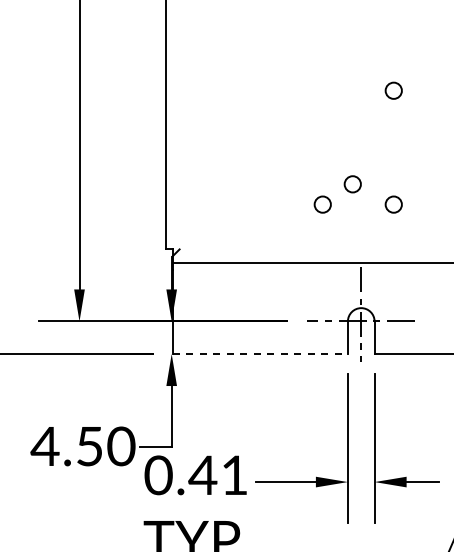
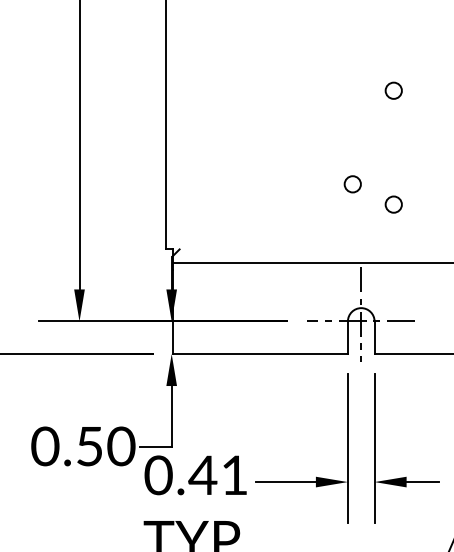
circle: present -> none (322, 204)
line: dashed -> solid (260, 354)
text: 4.50 -> 0.50 (44, 446)
